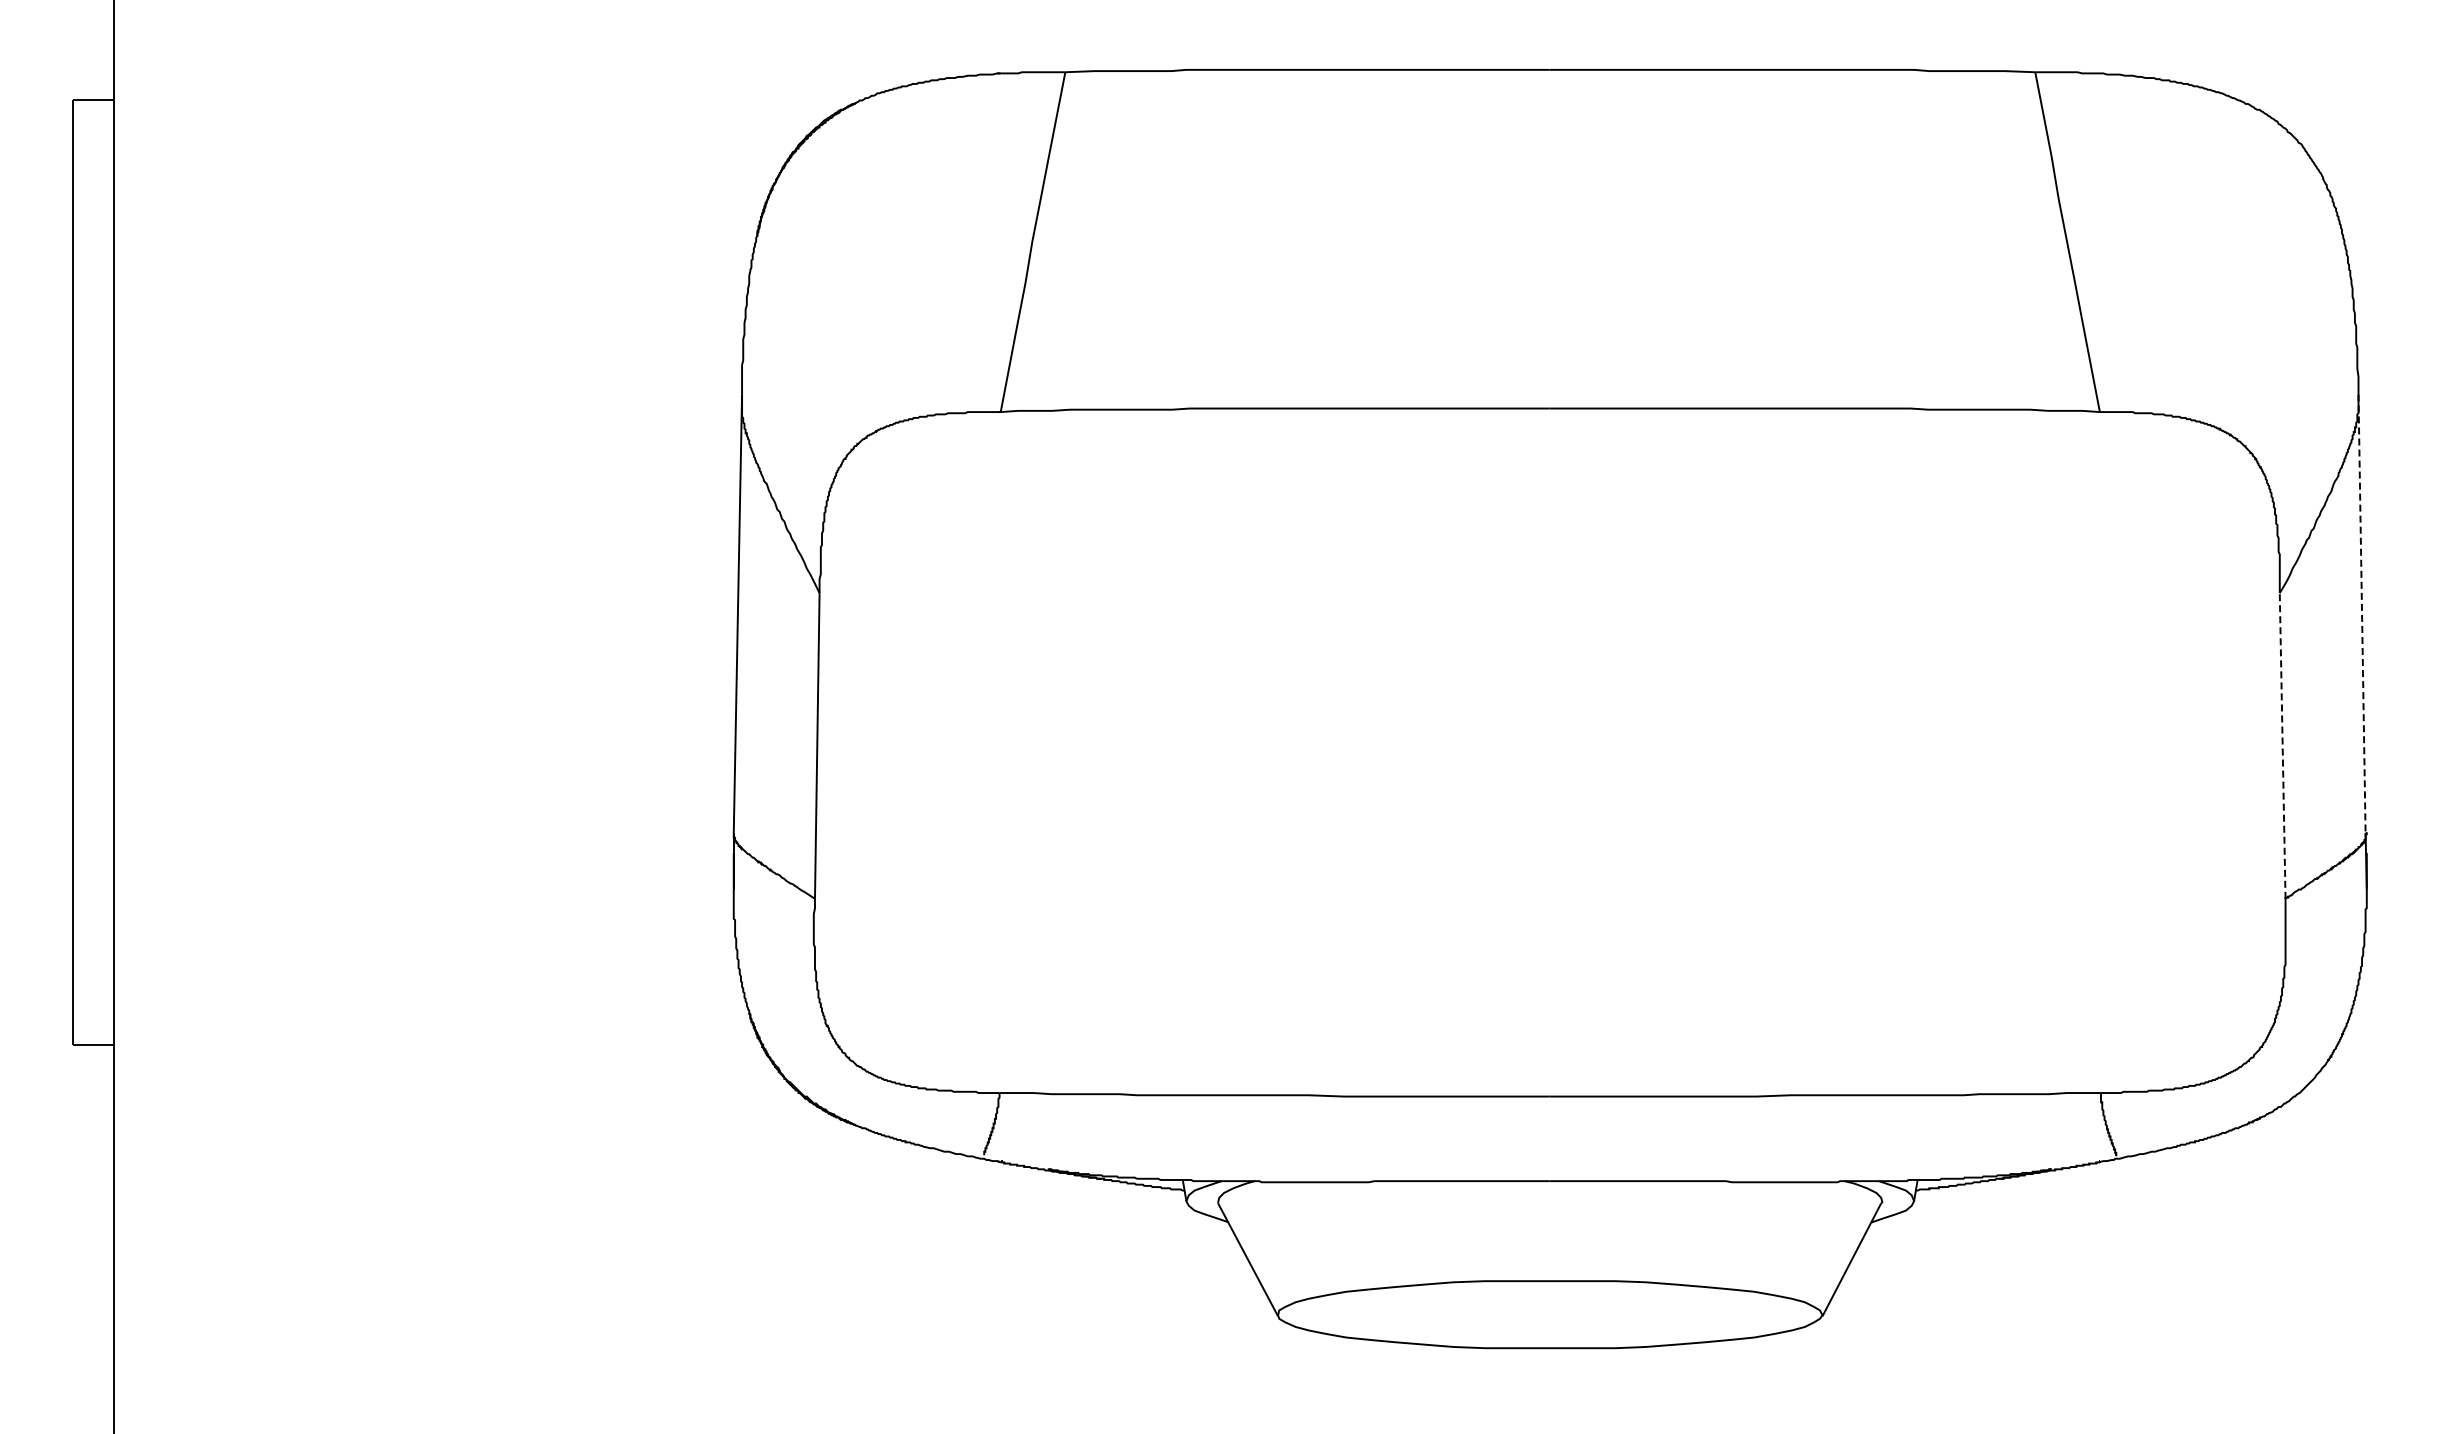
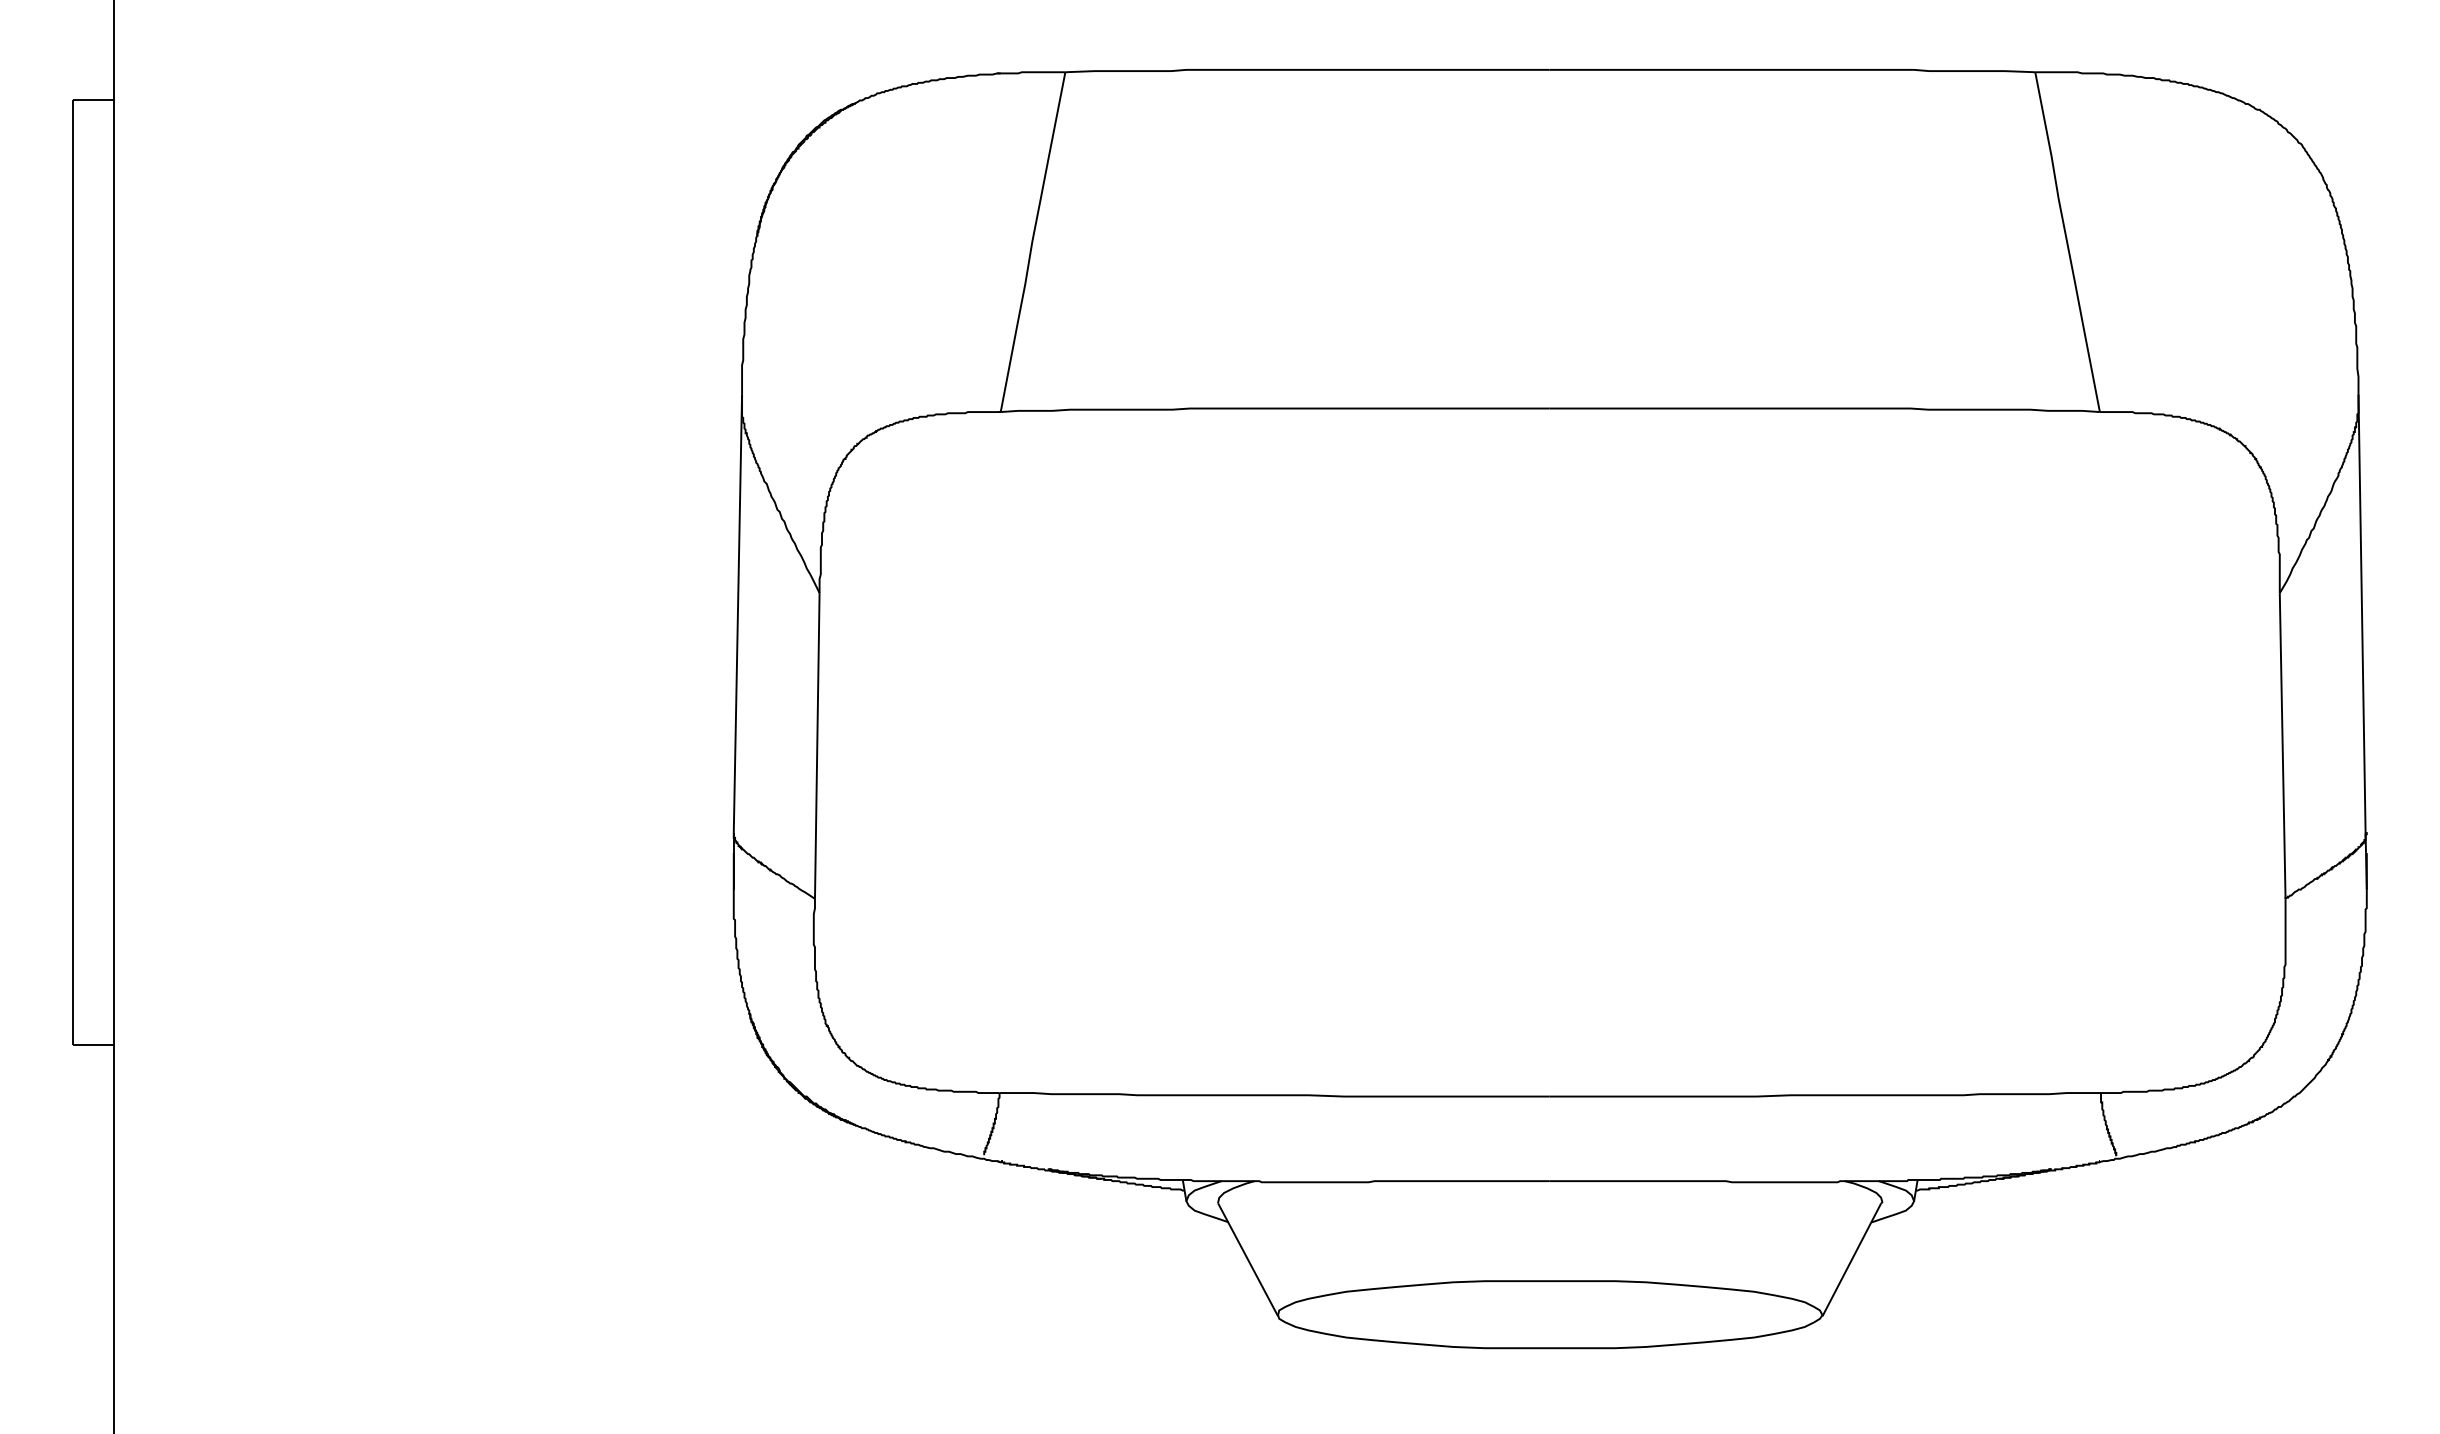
line: dashed -> solid (2362, 614)
line: dashed -> solid (2282, 746)
